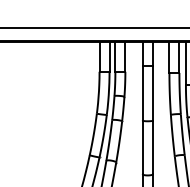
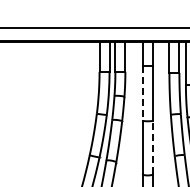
line: solid -> dashed (142, 93)
line: solid -> dashed (152, 147)
